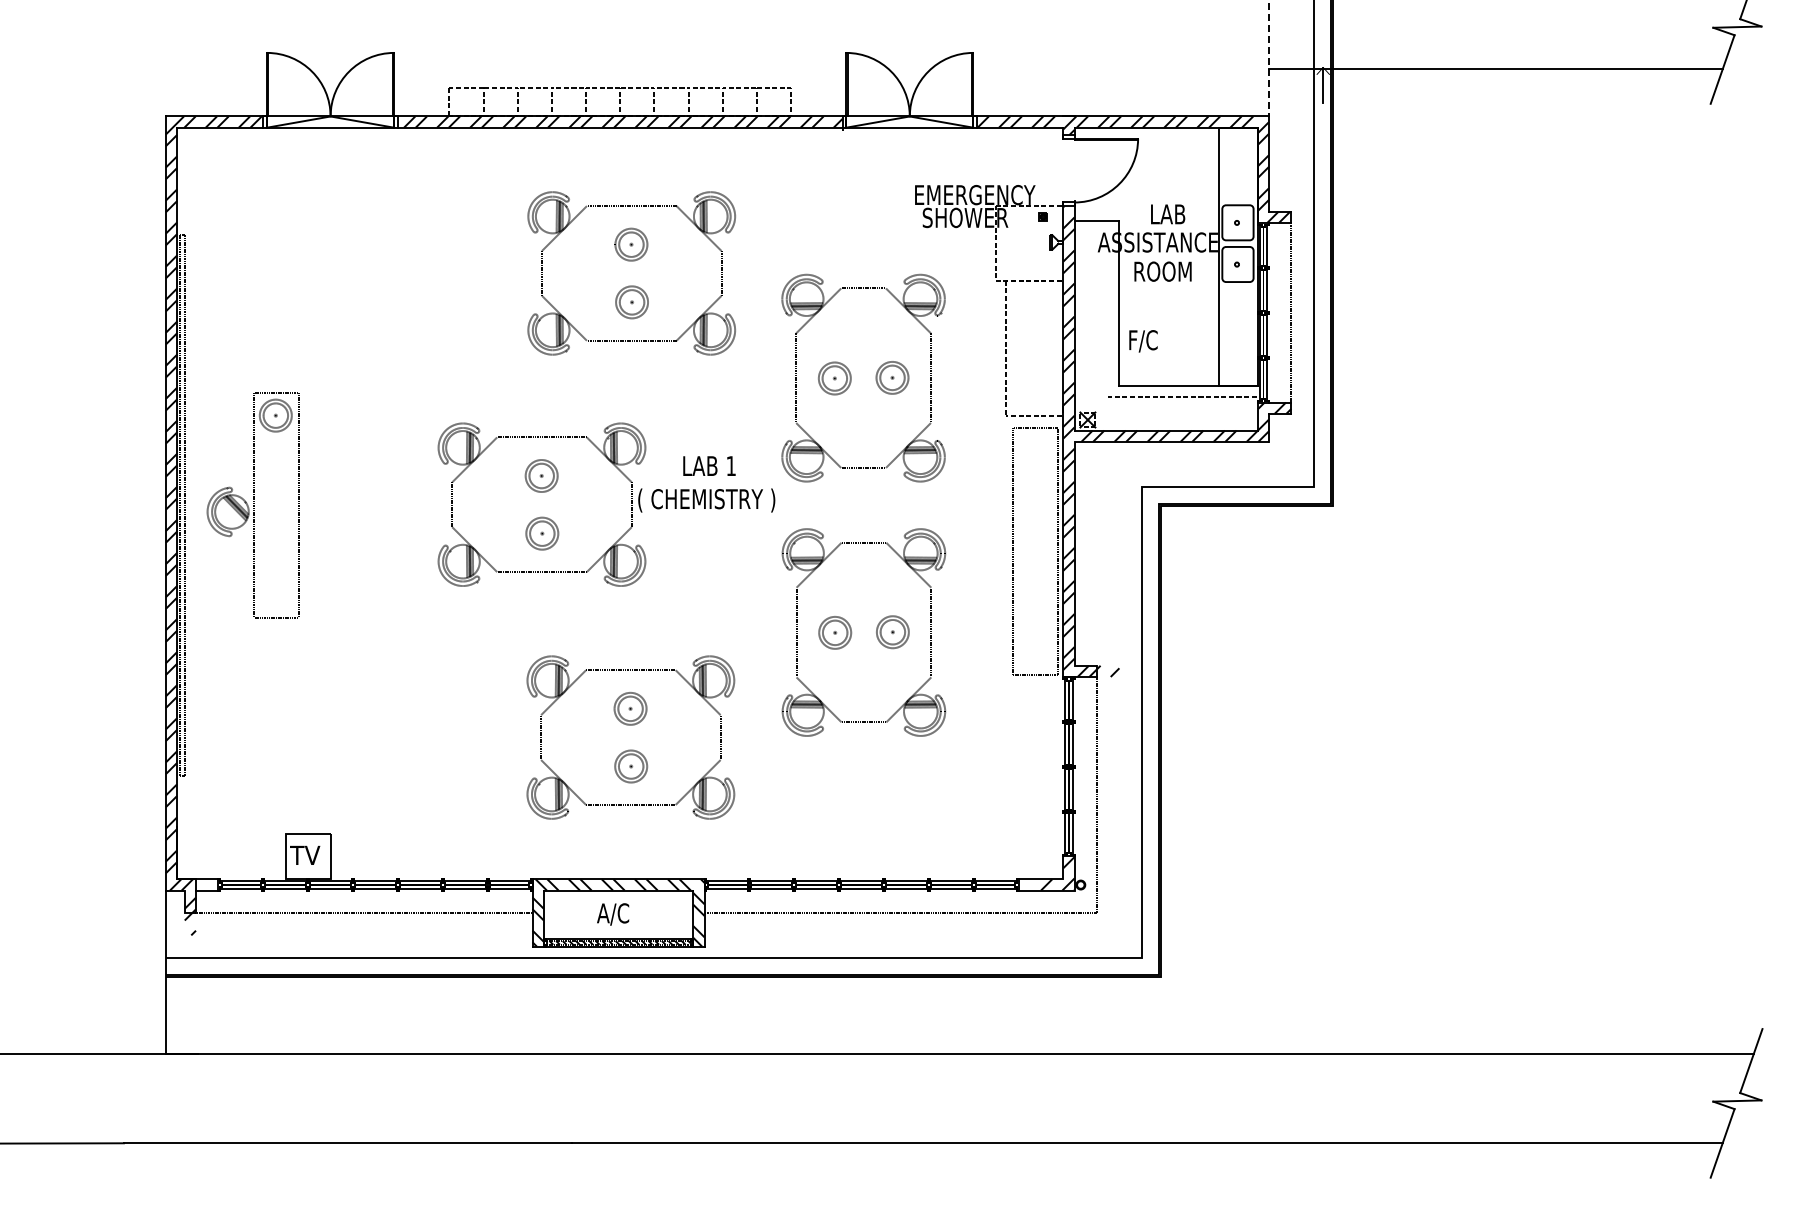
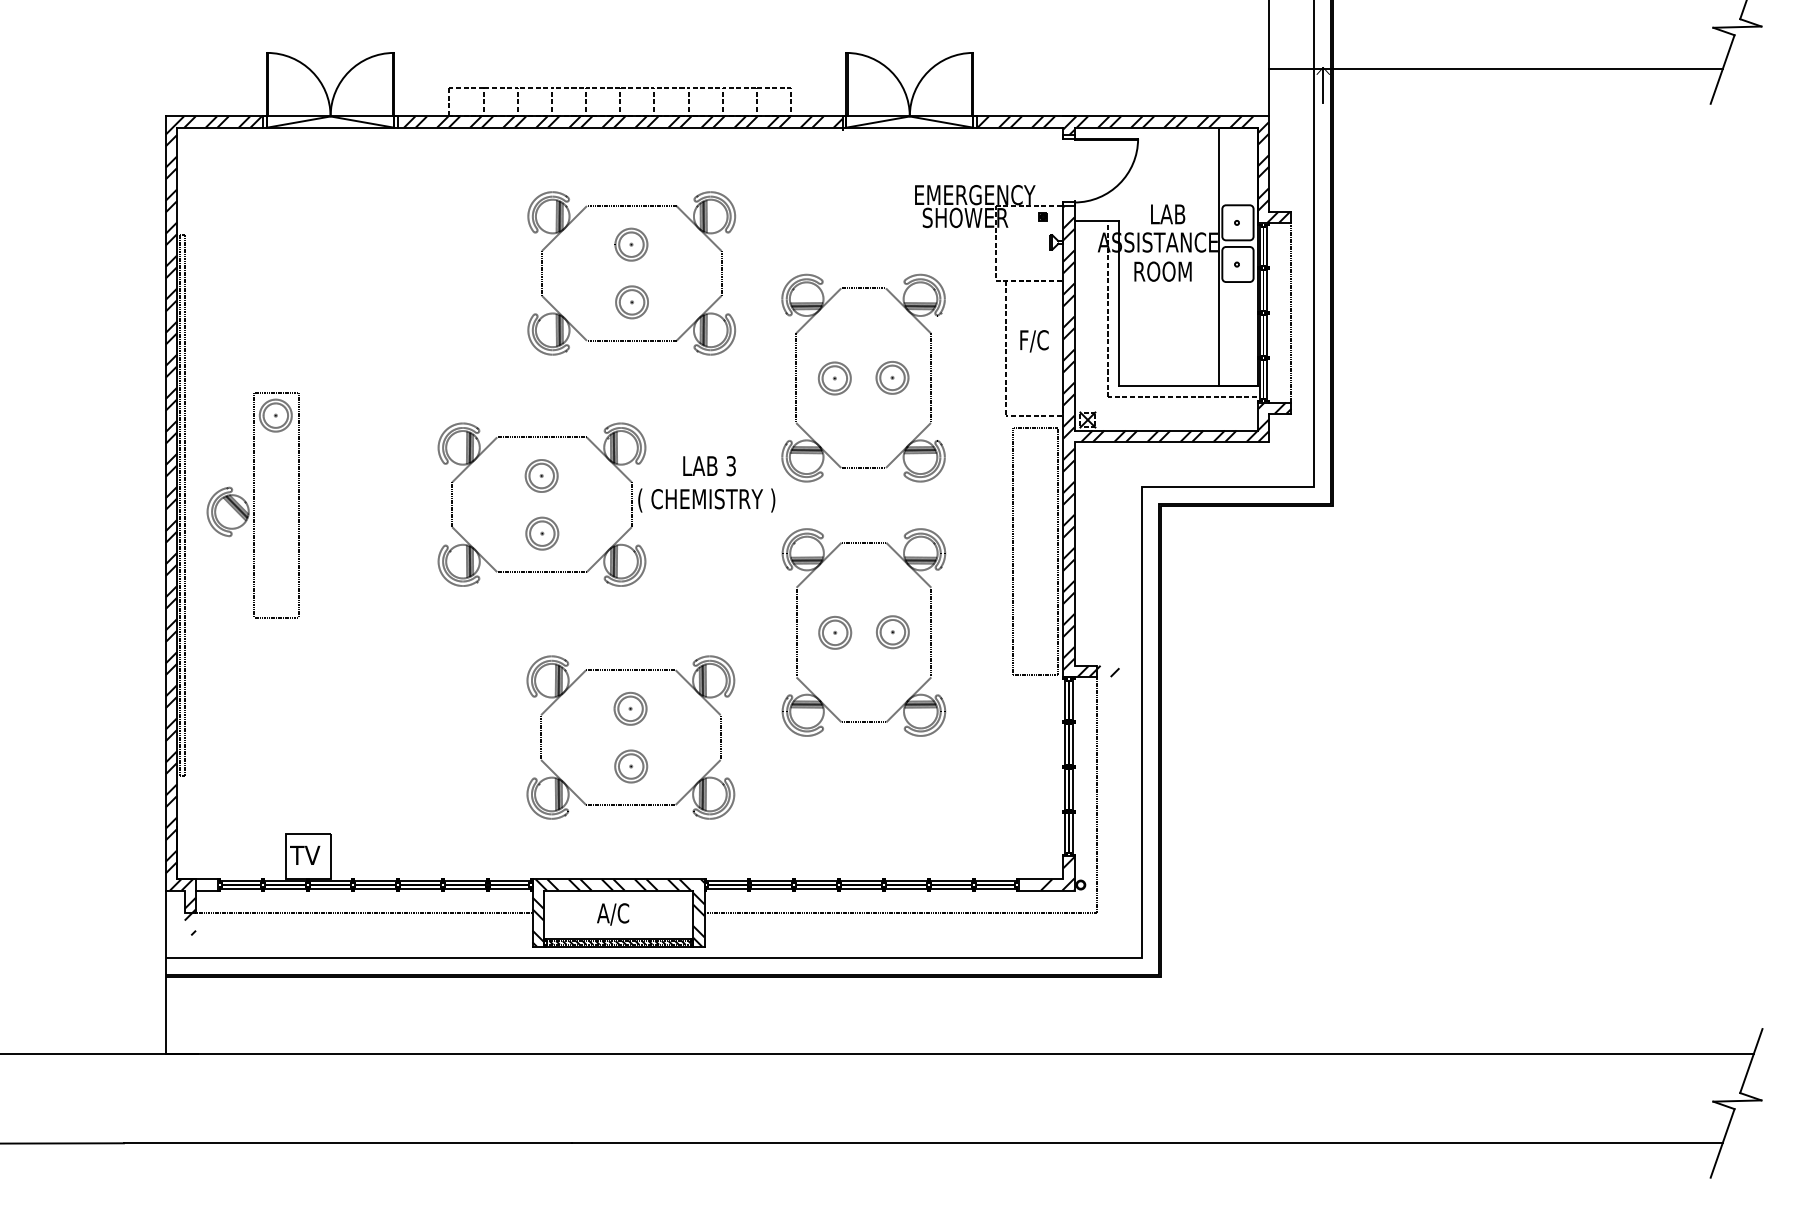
line: dashed -> solid (1268, 58)
line: none -> present (1108, 308)
text position: (1143, 341) -> (1034, 341) (1034, 341)
text: 1 -> 3 (730, 466)
